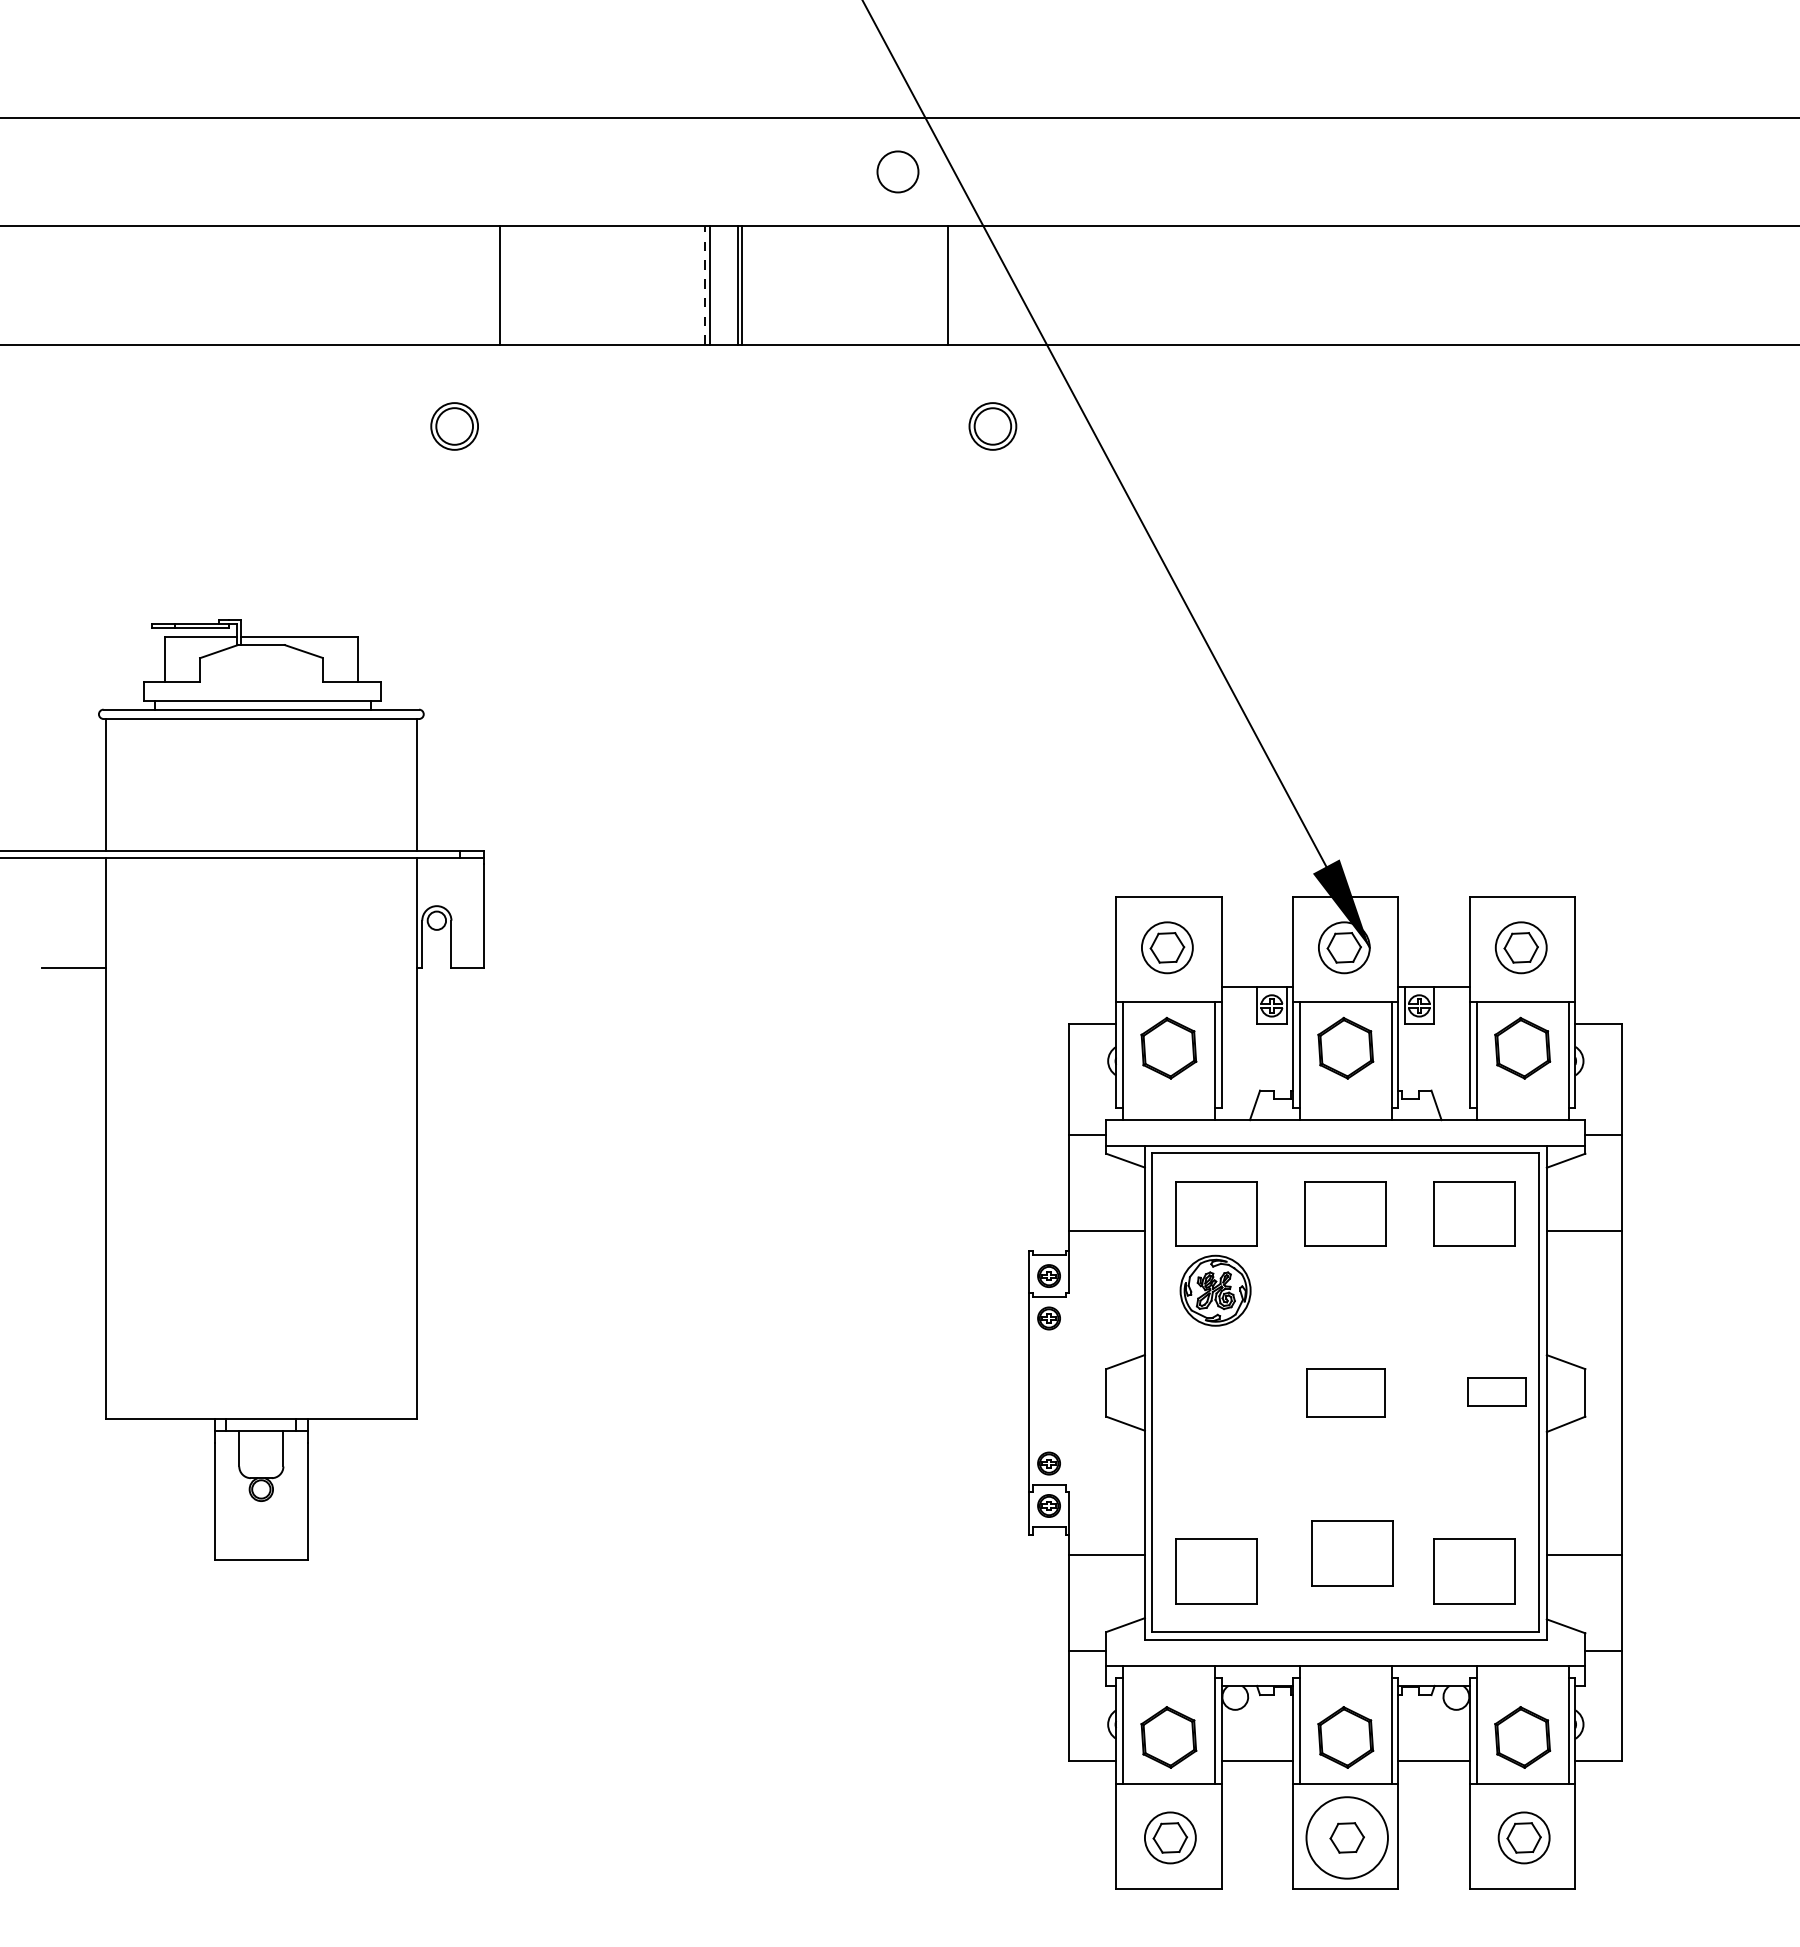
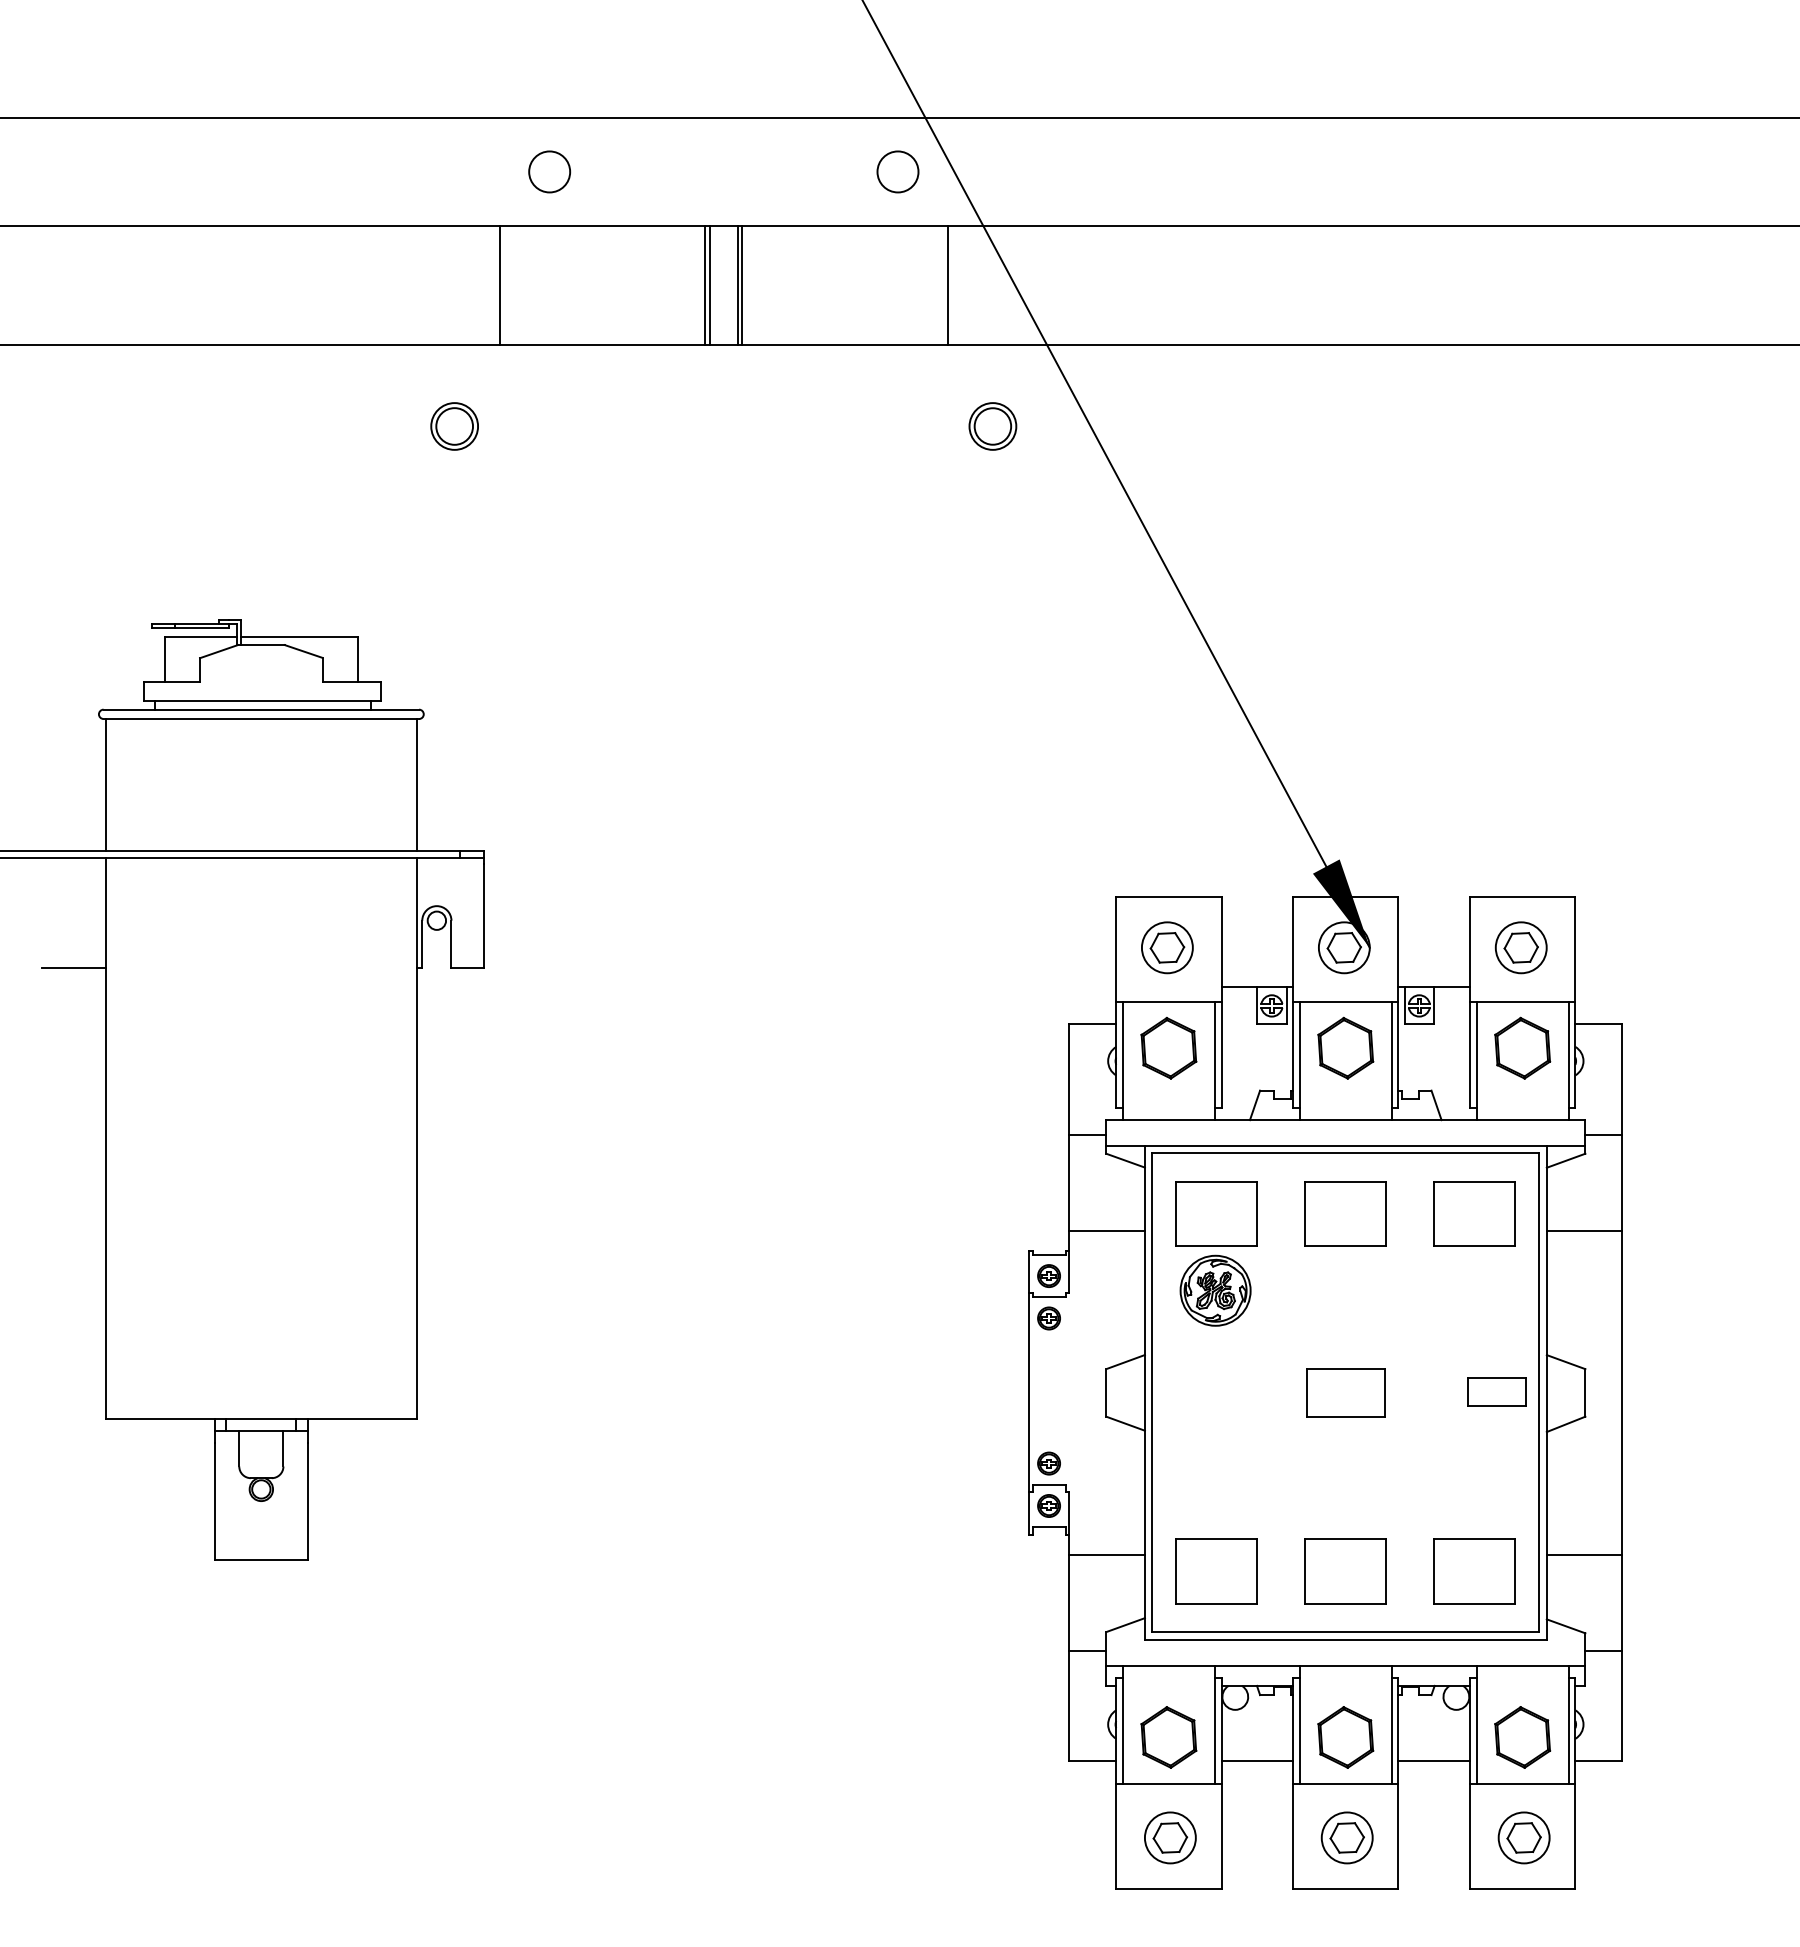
circle: none -> present (549, 171)
line: dashed -> solid (705, 284)
part position: (1352, 1553) -> (1345, 1571) (1345, 1571)
circle diameter: 81 px -> 51 px (1346, 1837)
